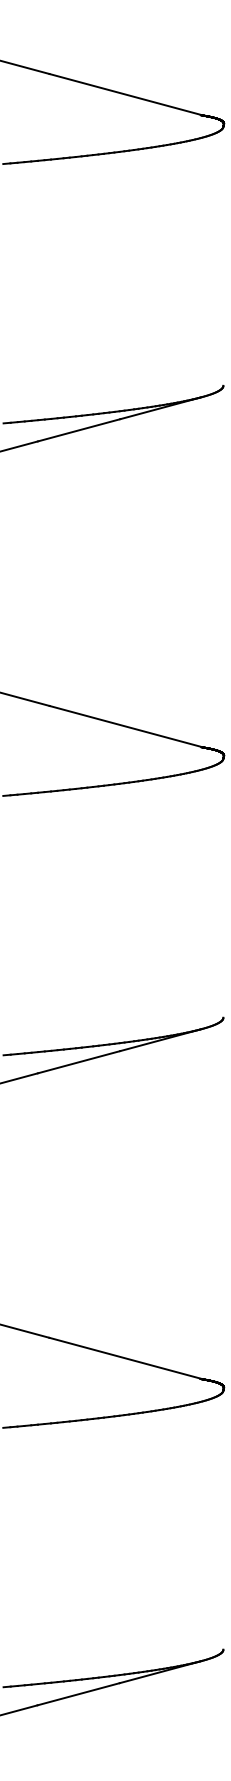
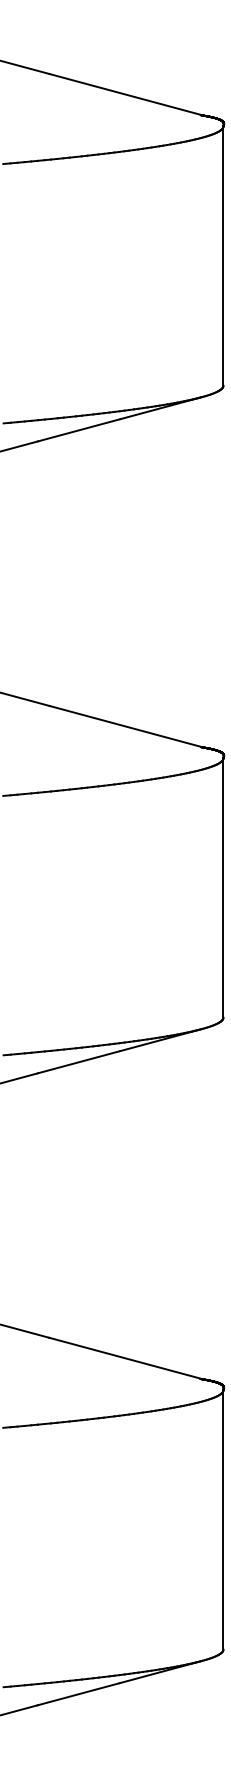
line: none -> present (223, 255)
line: none -> present (223, 887)
line: none -> present (223, 1519)
